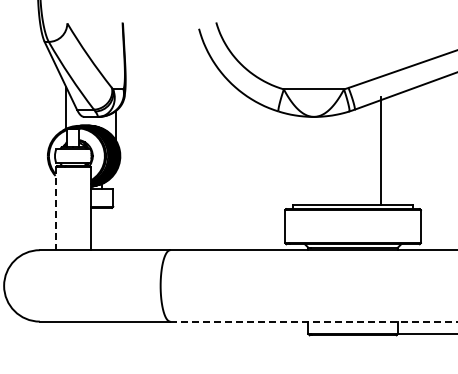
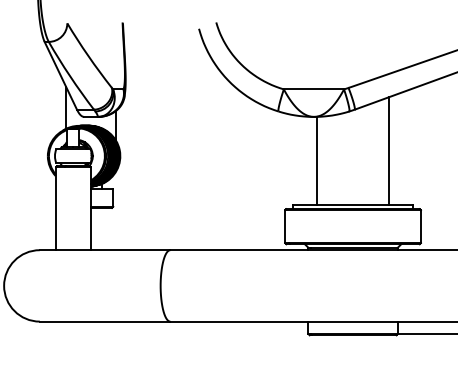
line position: (380, 150) -> (388, 150) (388, 150)
line: none -> present (317, 160)
line: dashed -> solid (55, 208)
line: dashed -> solid (313, 321)
